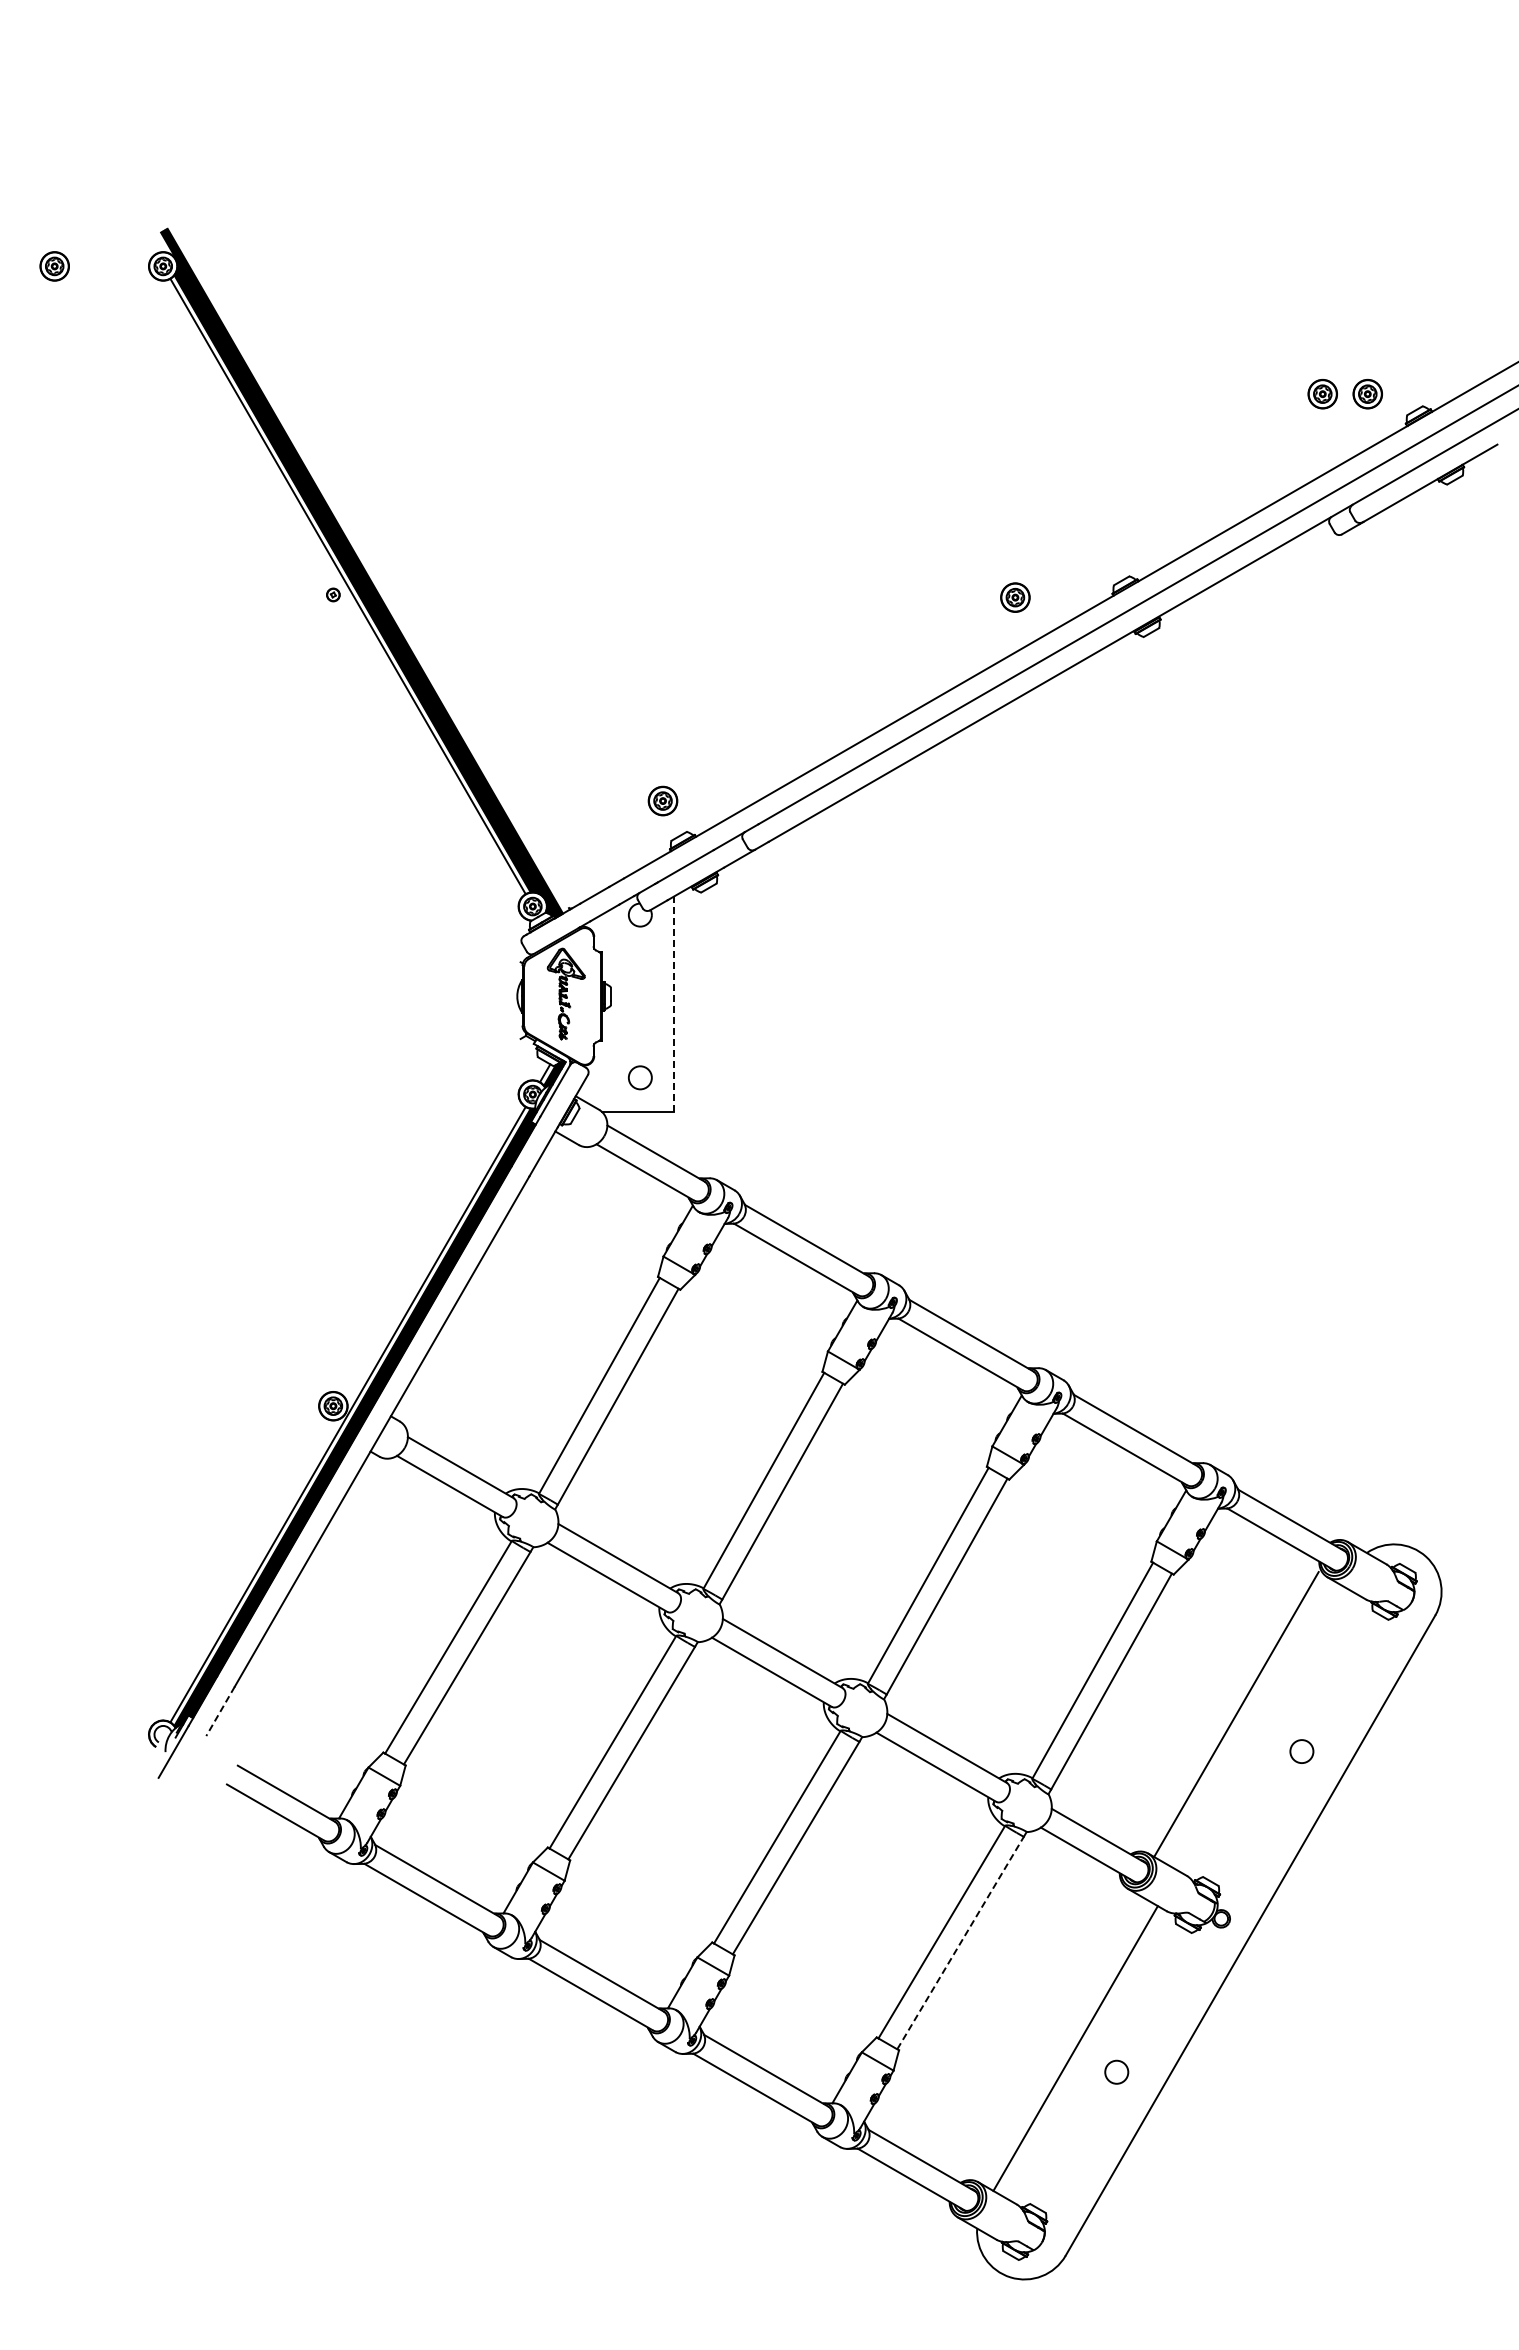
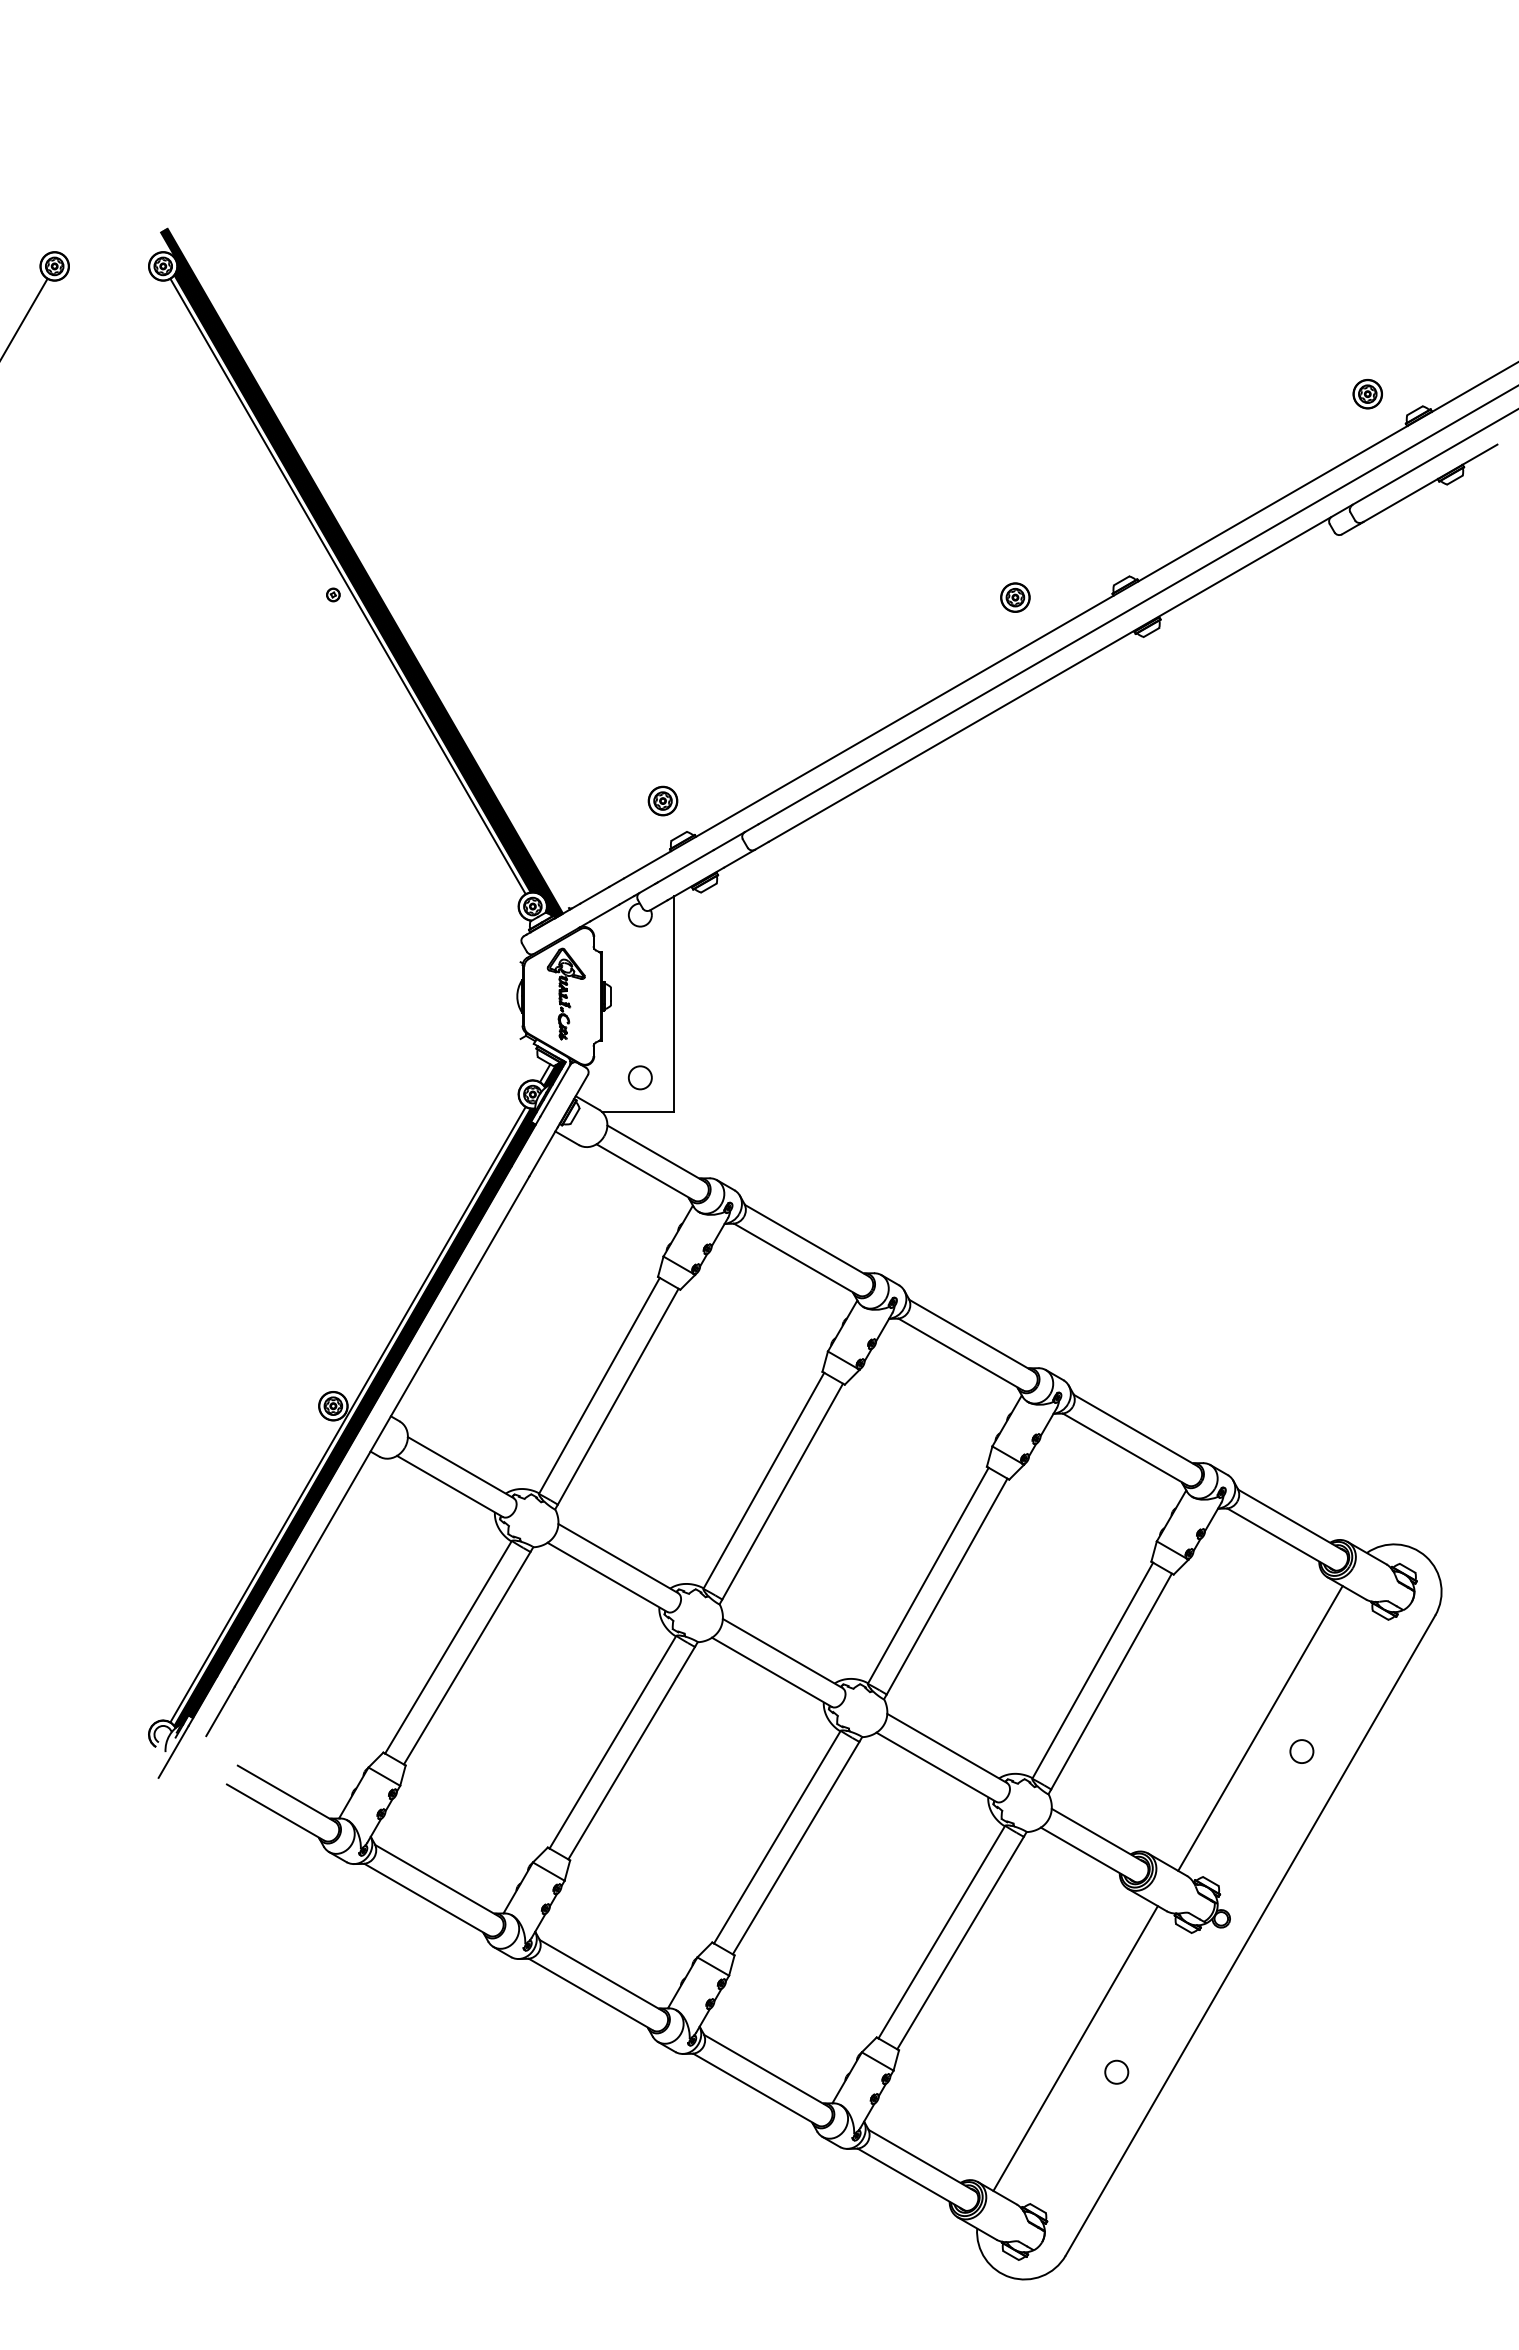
line: none -> present (24, 317)
part: present -> none (1322, 394)
line: dashed -> solid (674, 1004)
line: dashed -> solid (220, 1711)
line position: (1236, 1714) -> (1260, 1728) (1260, 1728)
line: dashed -> solid (960, 1943)
